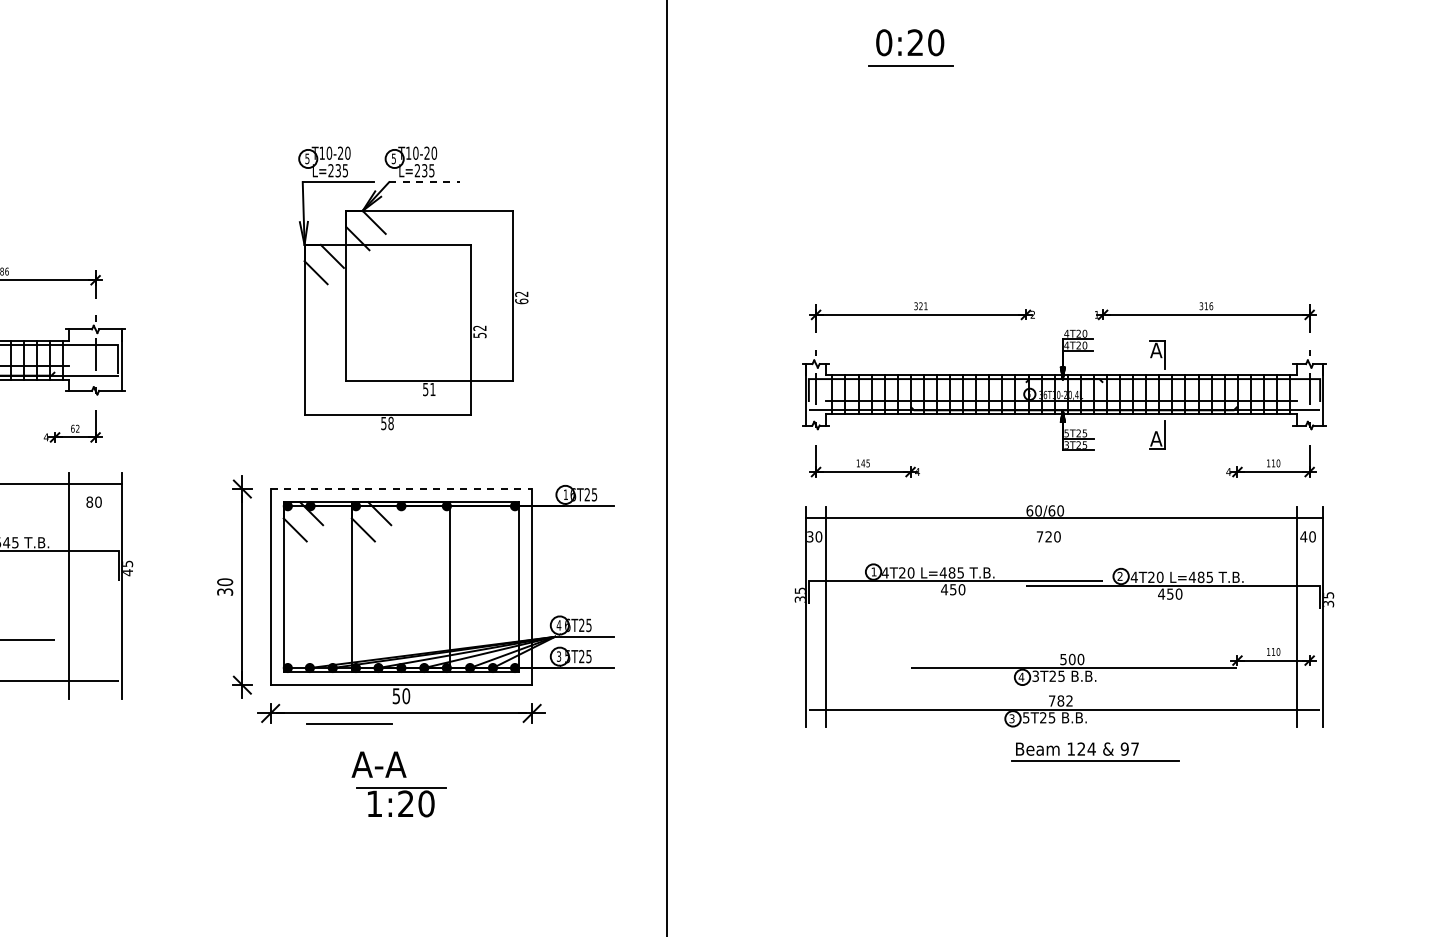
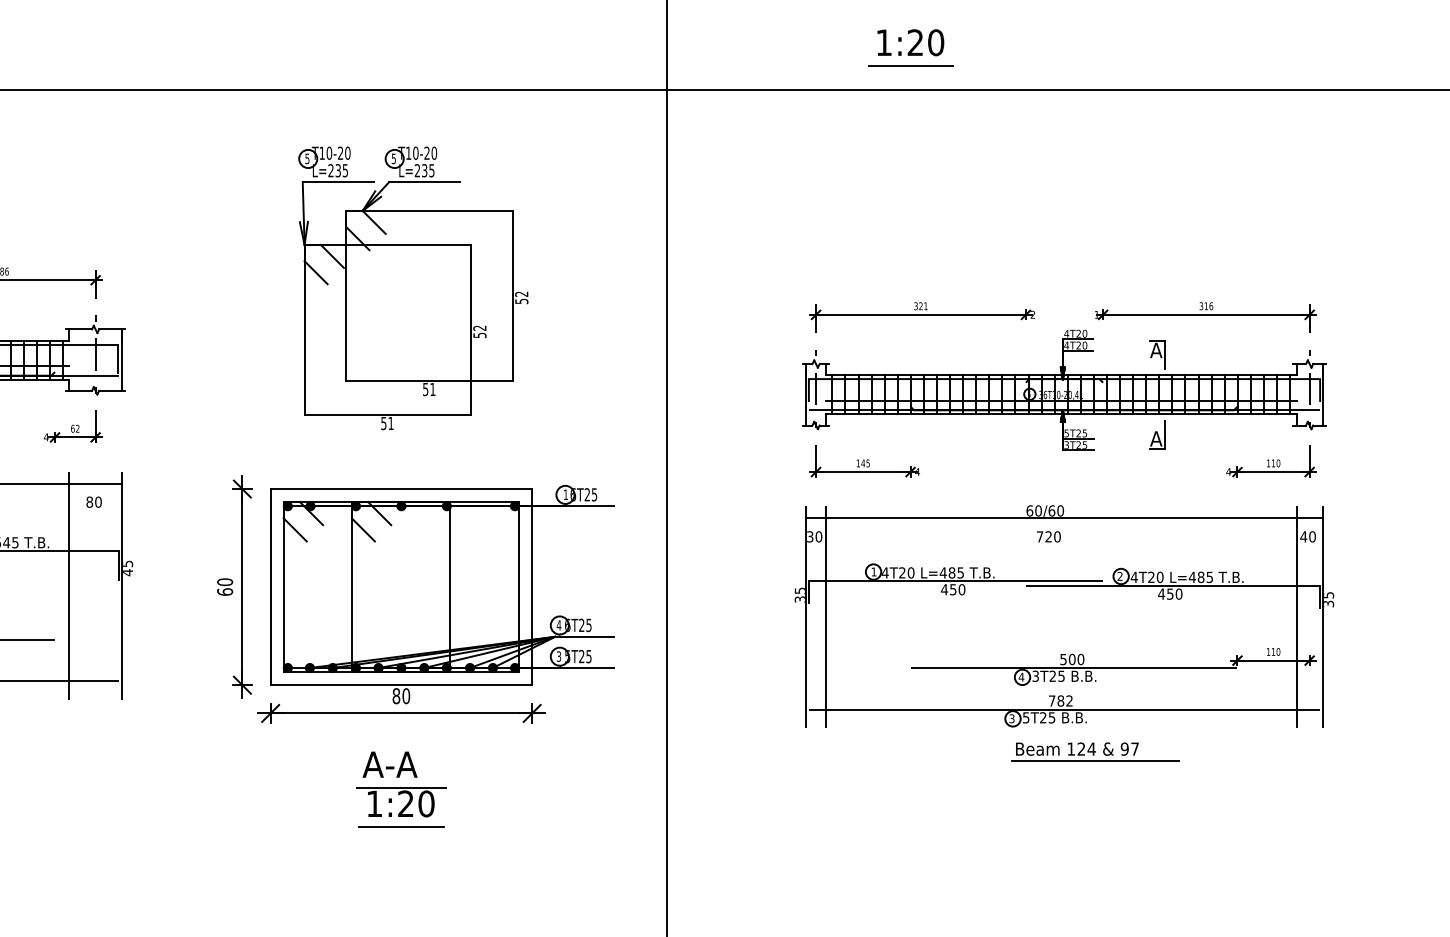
text: 0:20 -> 1:20 (884, 42)
line: none -> present (724, 89)
line: dashed -> solid (425, 182)
text: 62 -> 52 (521, 301)
text: 58 -> 51 (390, 423)
line: dashed -> solid (401, 489)
text: 30 -> 60 (225, 591)
text: 50 -> 80 (396, 696)
line position: (349, 723) -> (401, 826) (401, 826)
text position: (378, 764) -> (389, 764) (389, 764)
